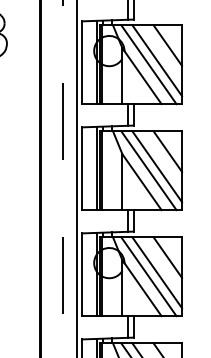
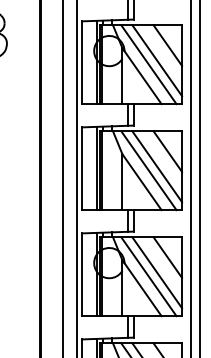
line: dashed -> solid (62, 178)
line: none -> present (191, 178)
line: none -> present (200, 178)
